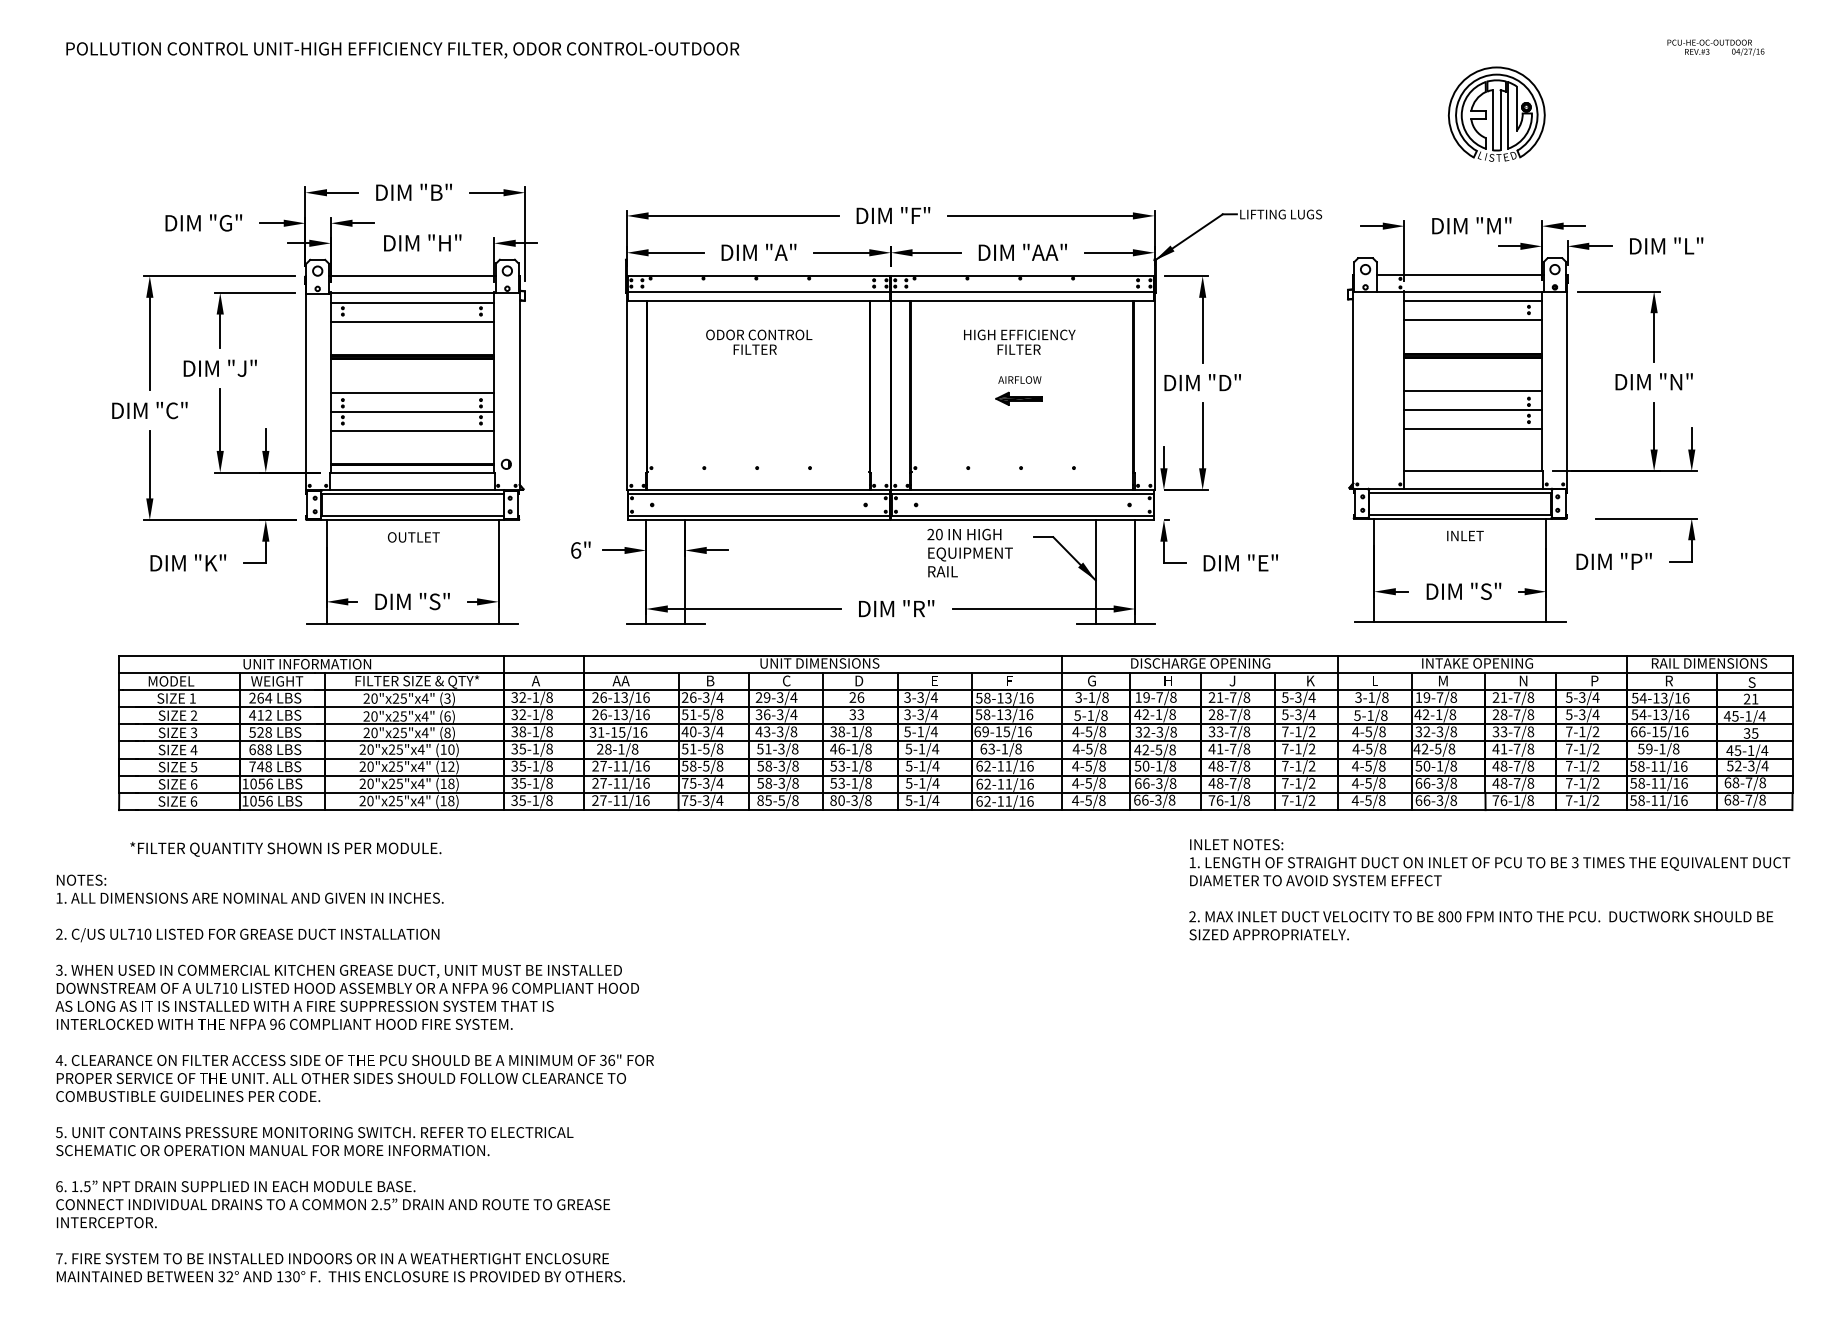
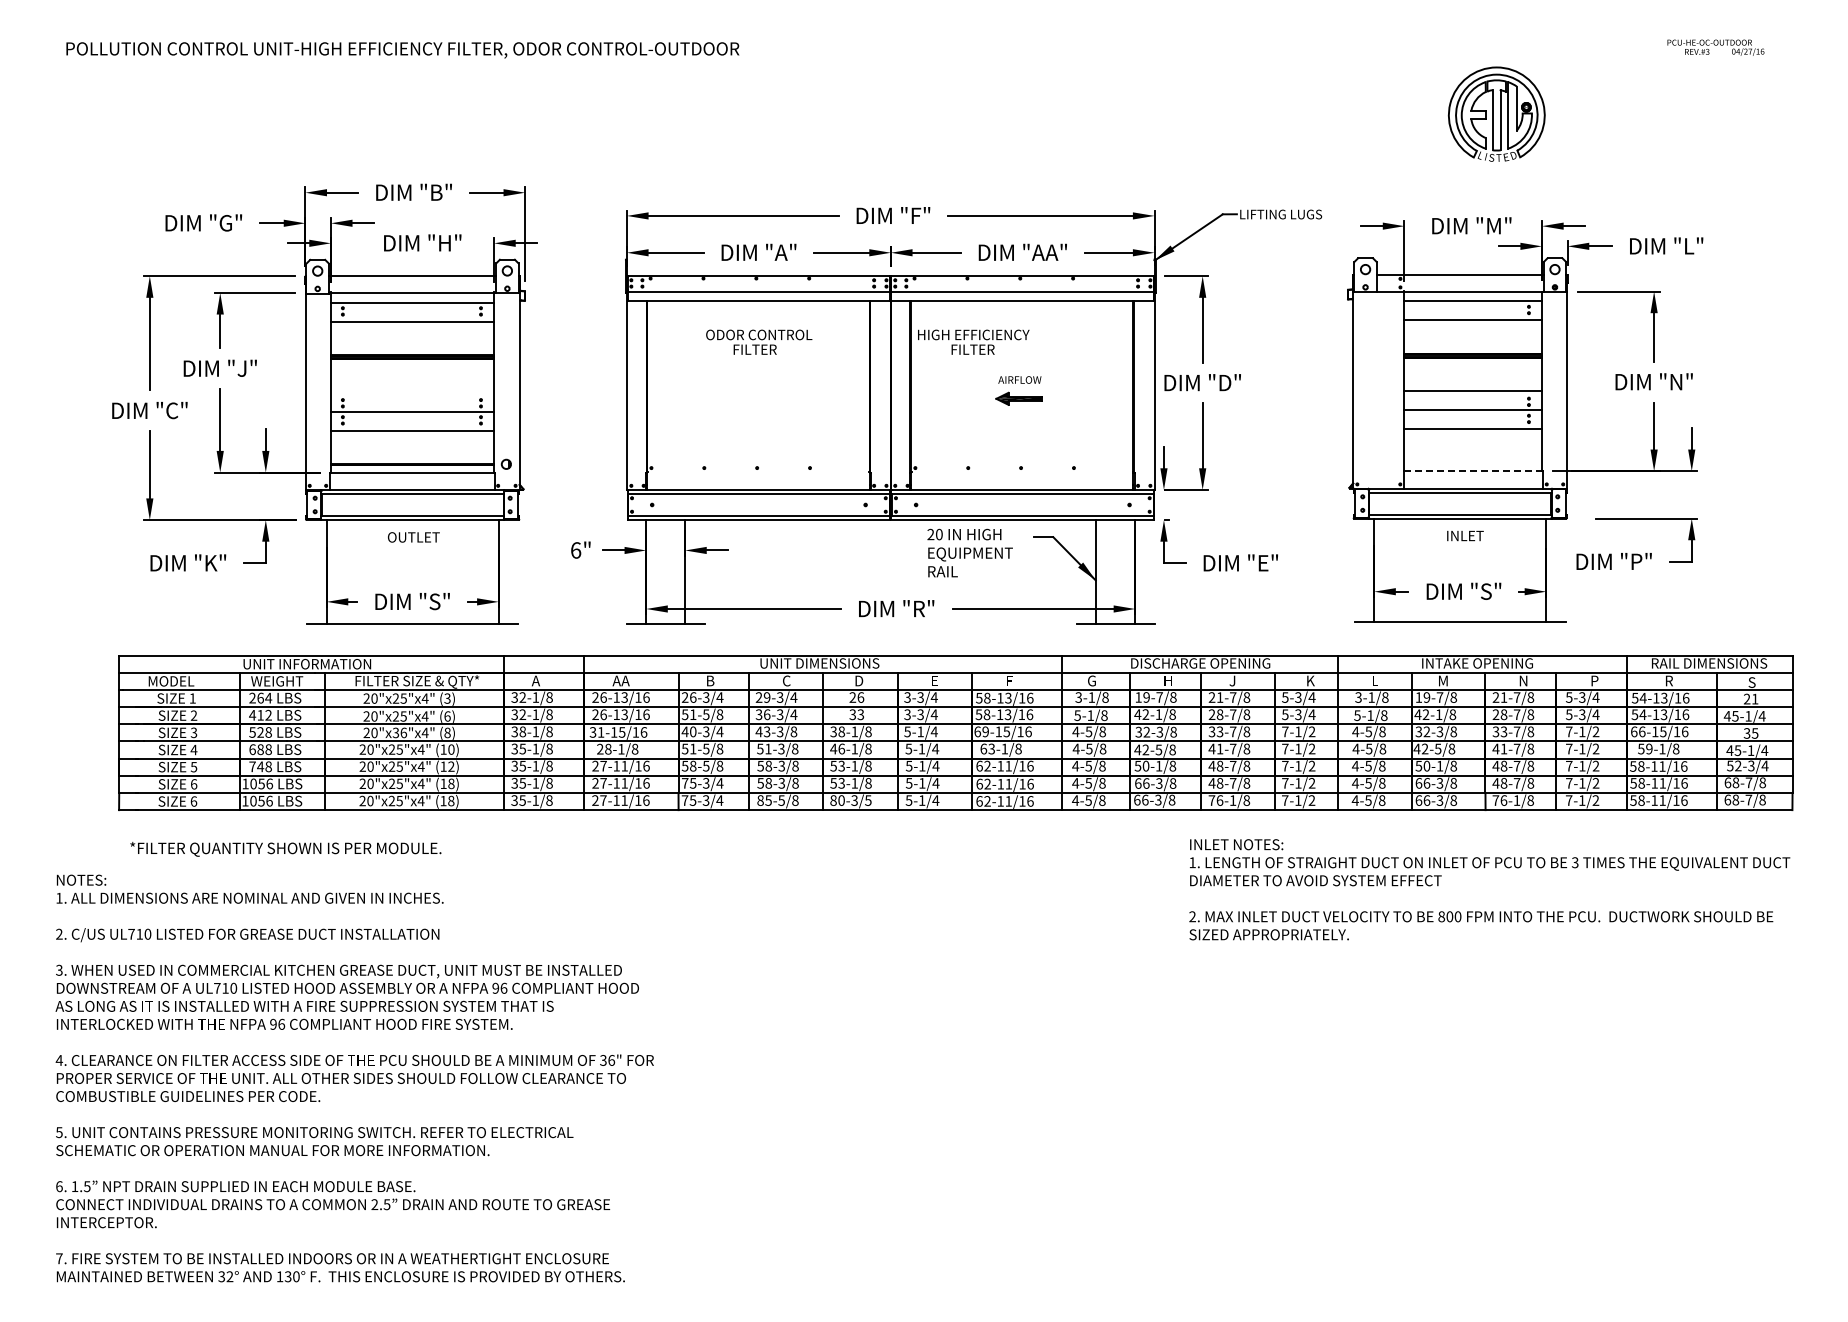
text position: (1019, 341) -> (973, 341) (973, 341)
line: present -> none (412, 392)
line: solid -> dashed (1473, 471)
text: 20"x25"x4" -> 20"x36"x4" (399, 732)
text: 80-3/8 -> 80-3/5 (868, 800)
